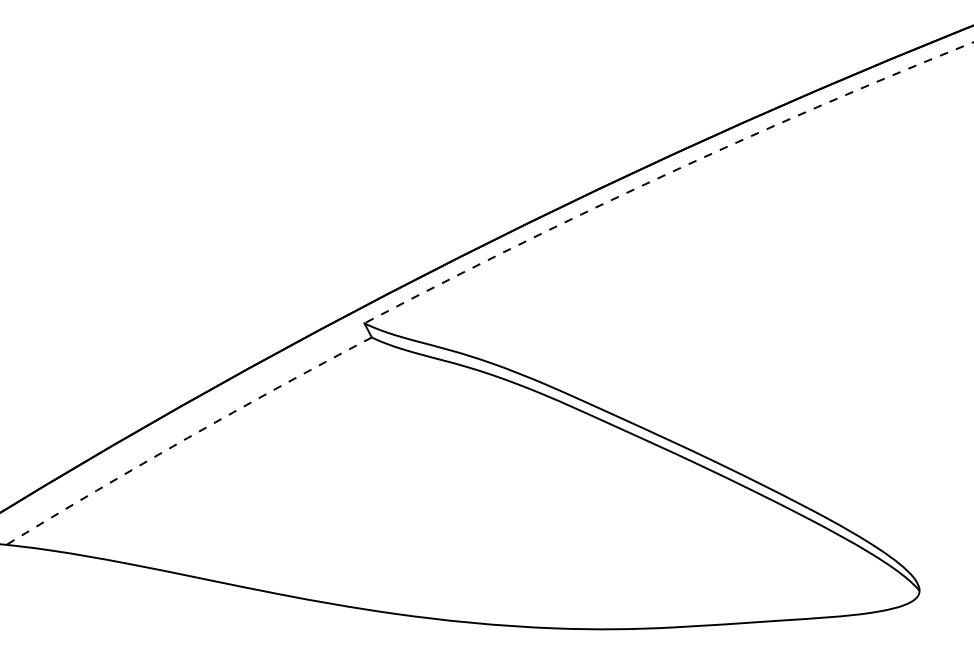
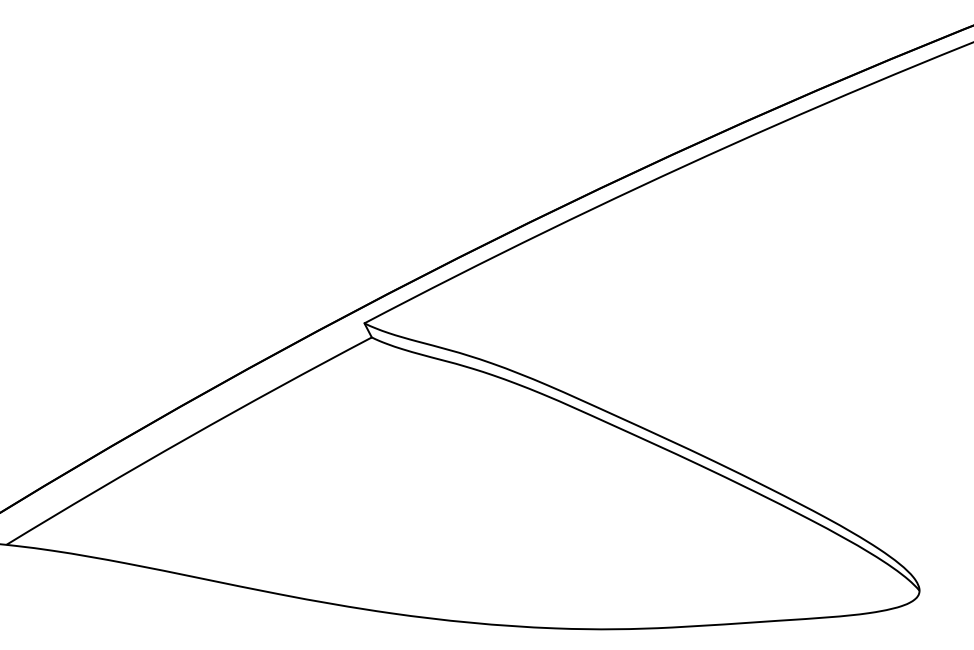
arc: dashed -> solid (665, 175)
arc: dashed -> solid (187, 438)
